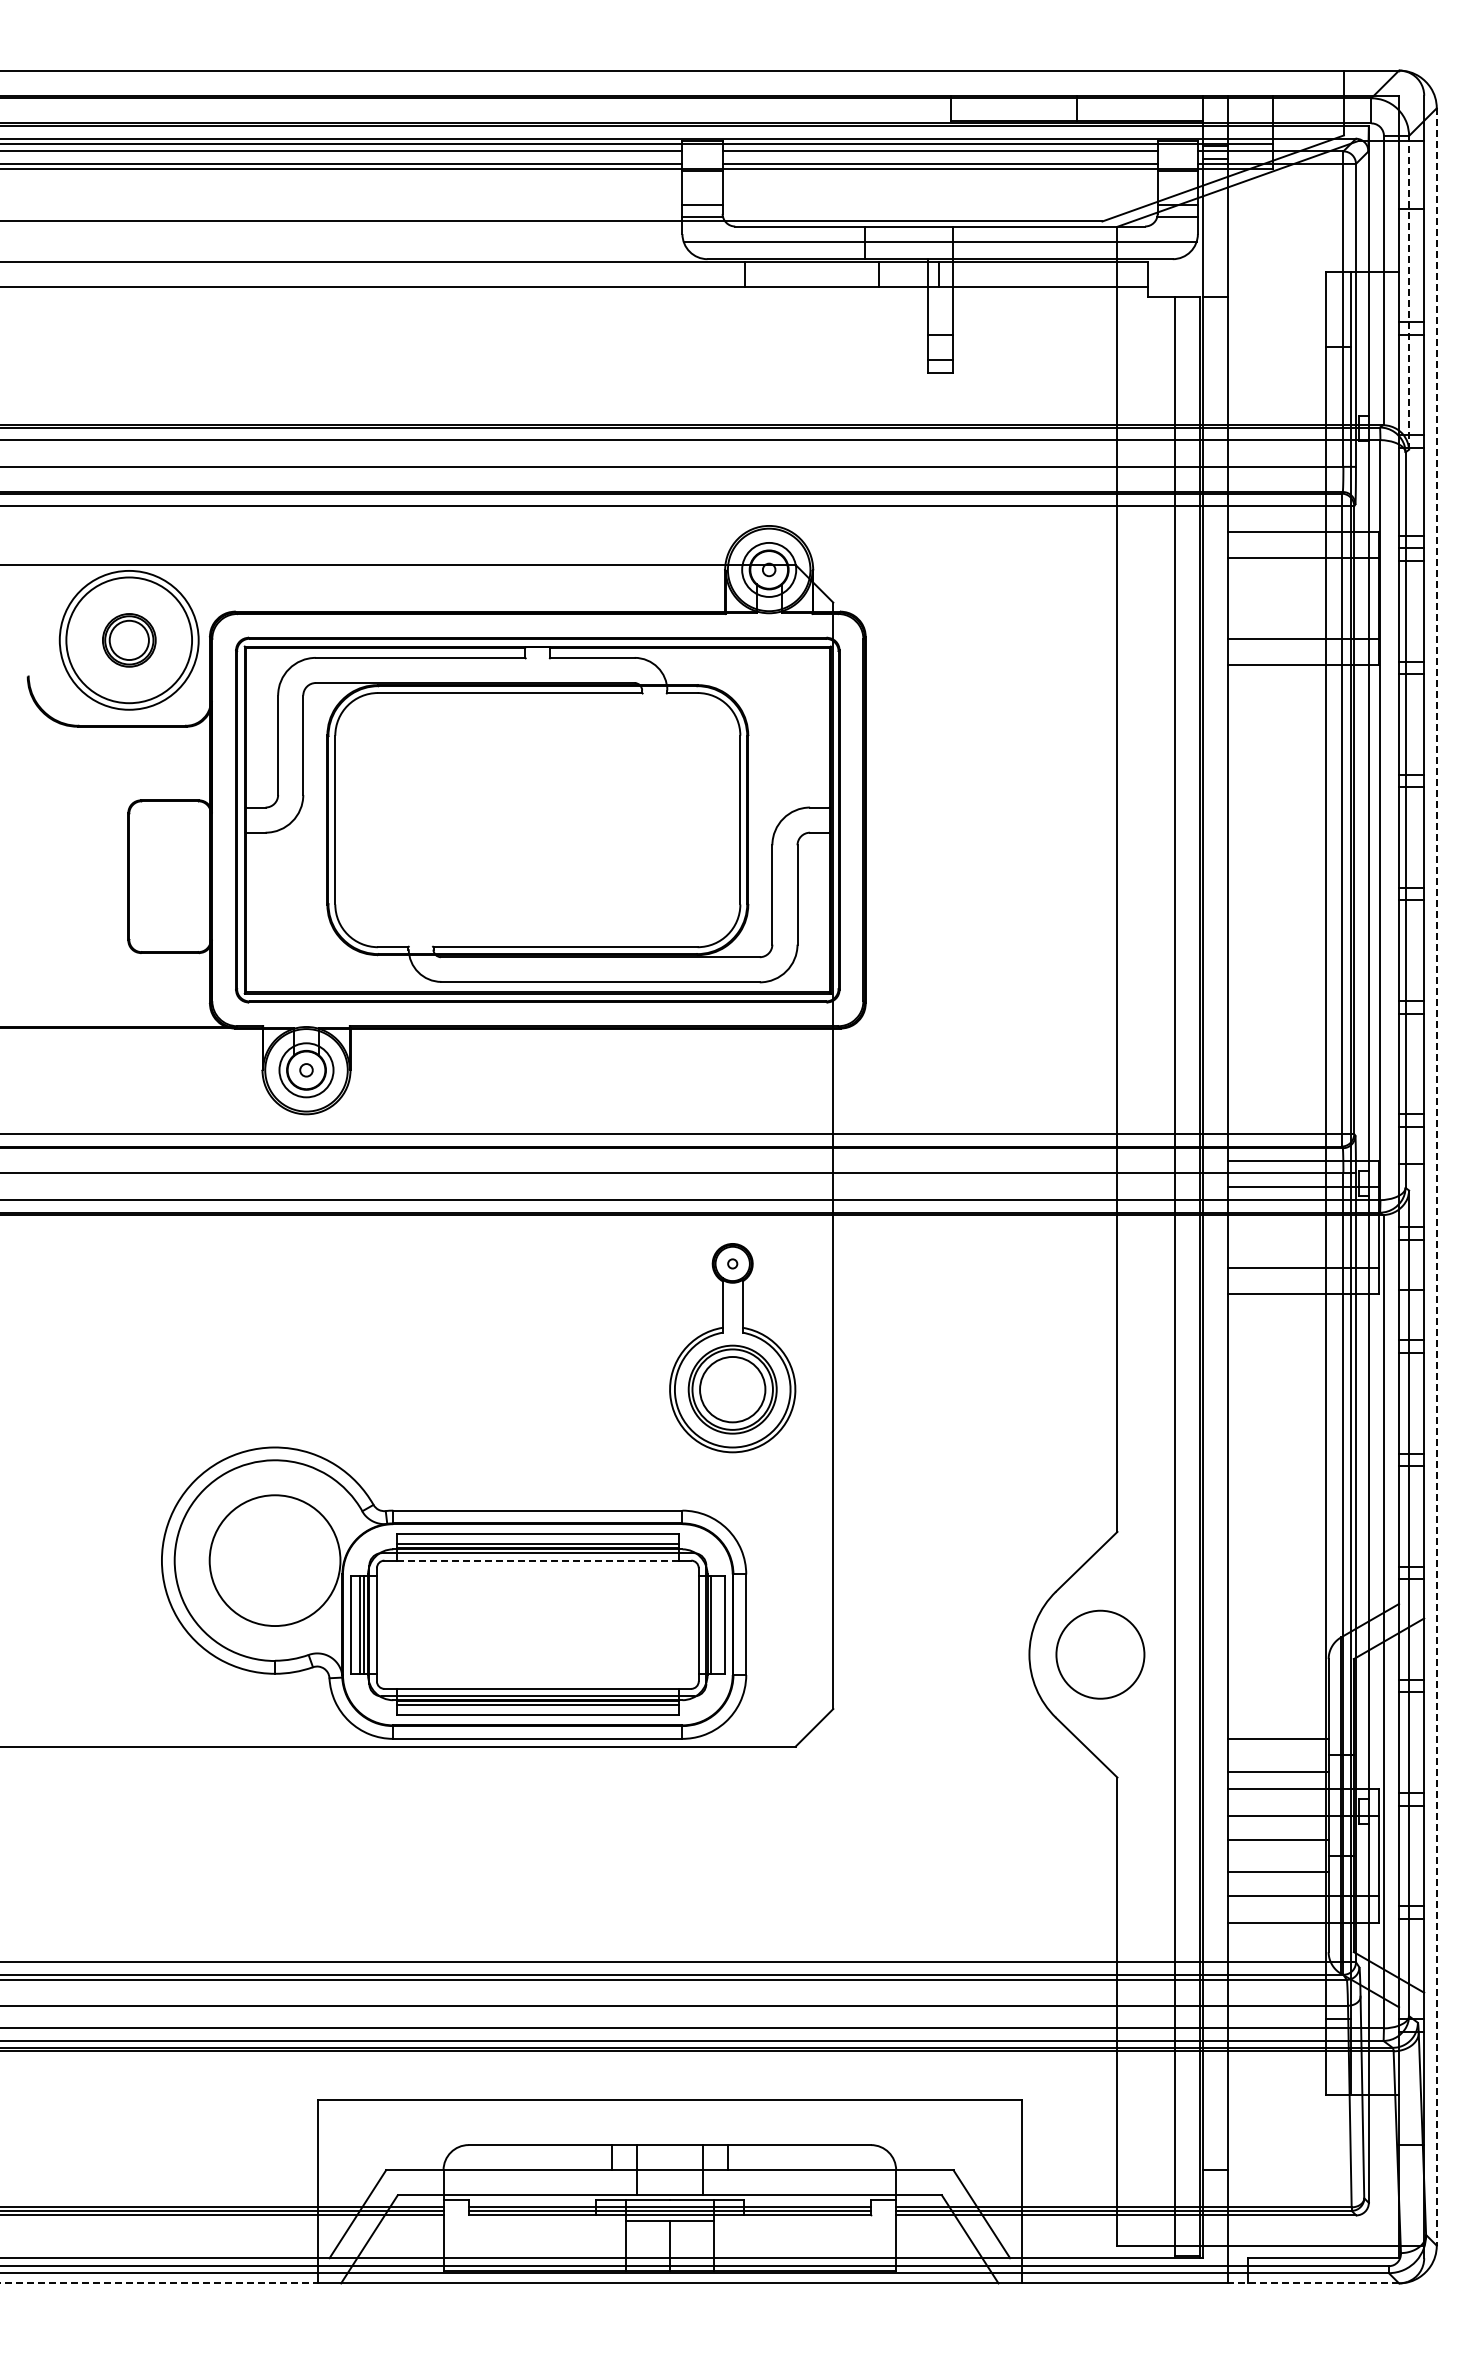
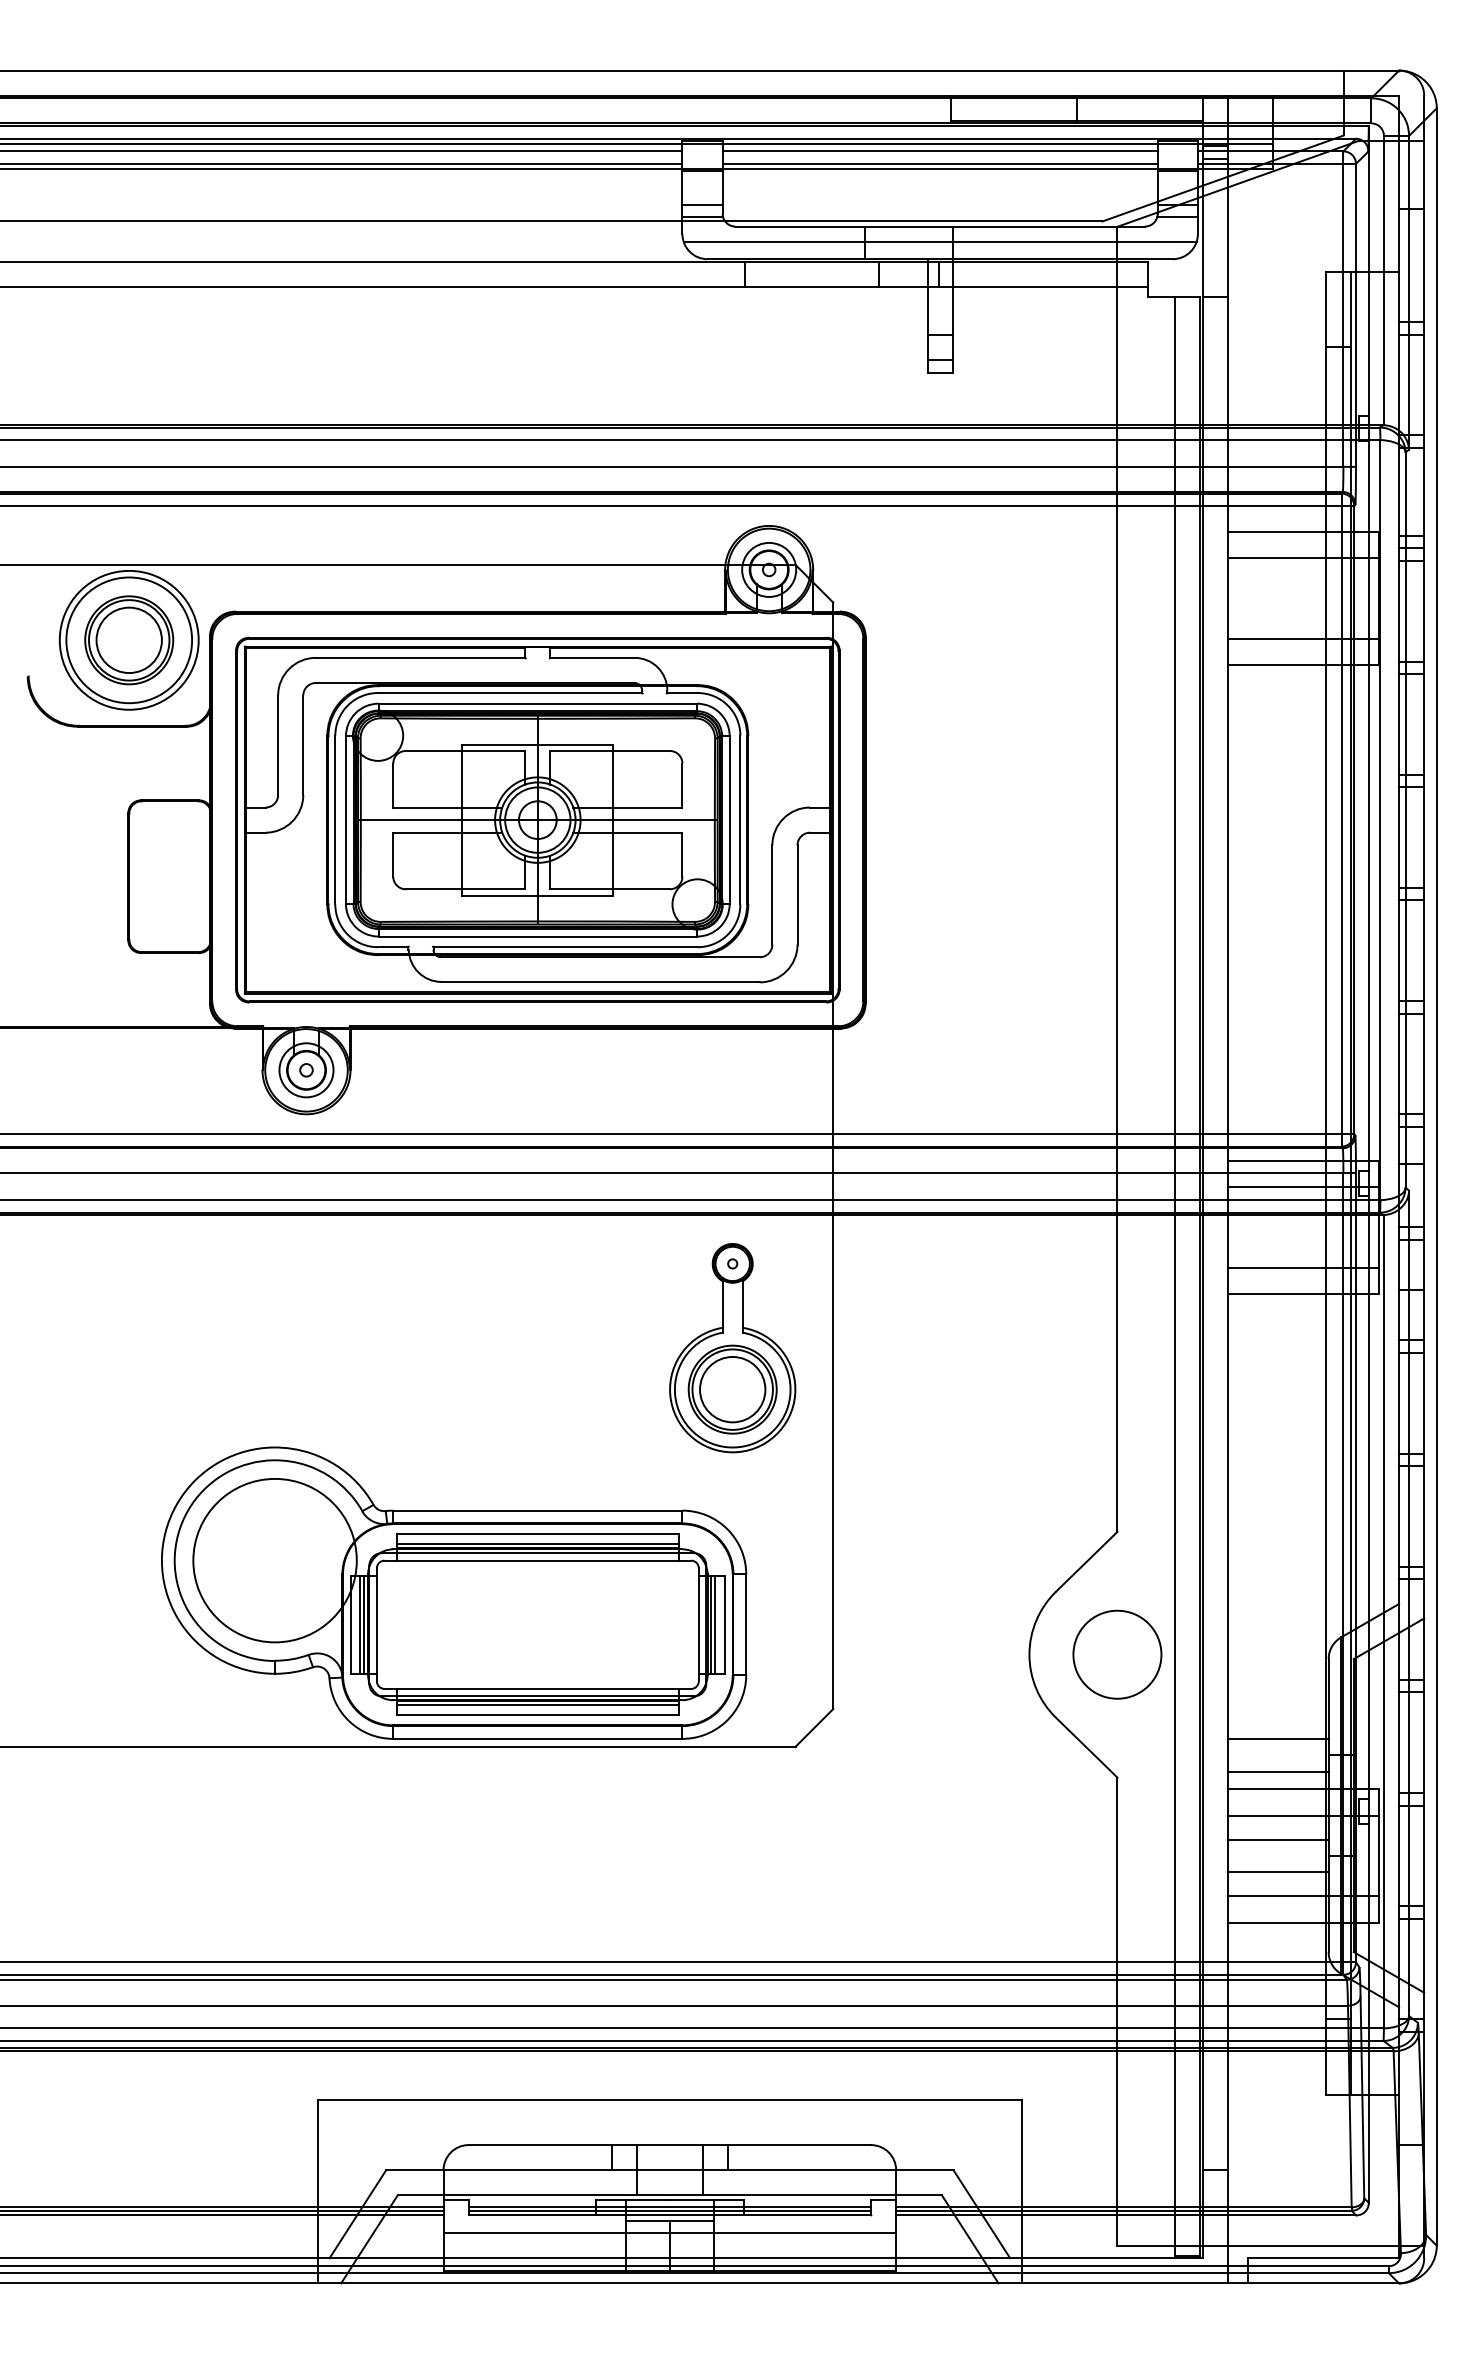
line: dashed -> solid (1409, 292)
part size: 55x55 px -> 91x91 px (129, 640)
part: none -> present (537, 819)
line: dashed -> solid (1436, 1176)
circle diameter: 131 px -> 163 px (274, 1560)
line: dashed -> solid (537, 1560)
line: none -> present (715, 1624)
circle position: (1100, 1654) -> (1117, 1654) (1117, 1654)
line: none -> present (669, 2233)
line: dashed -> solid (159, 2283)
line: dashed -> solid (1313, 2283)
